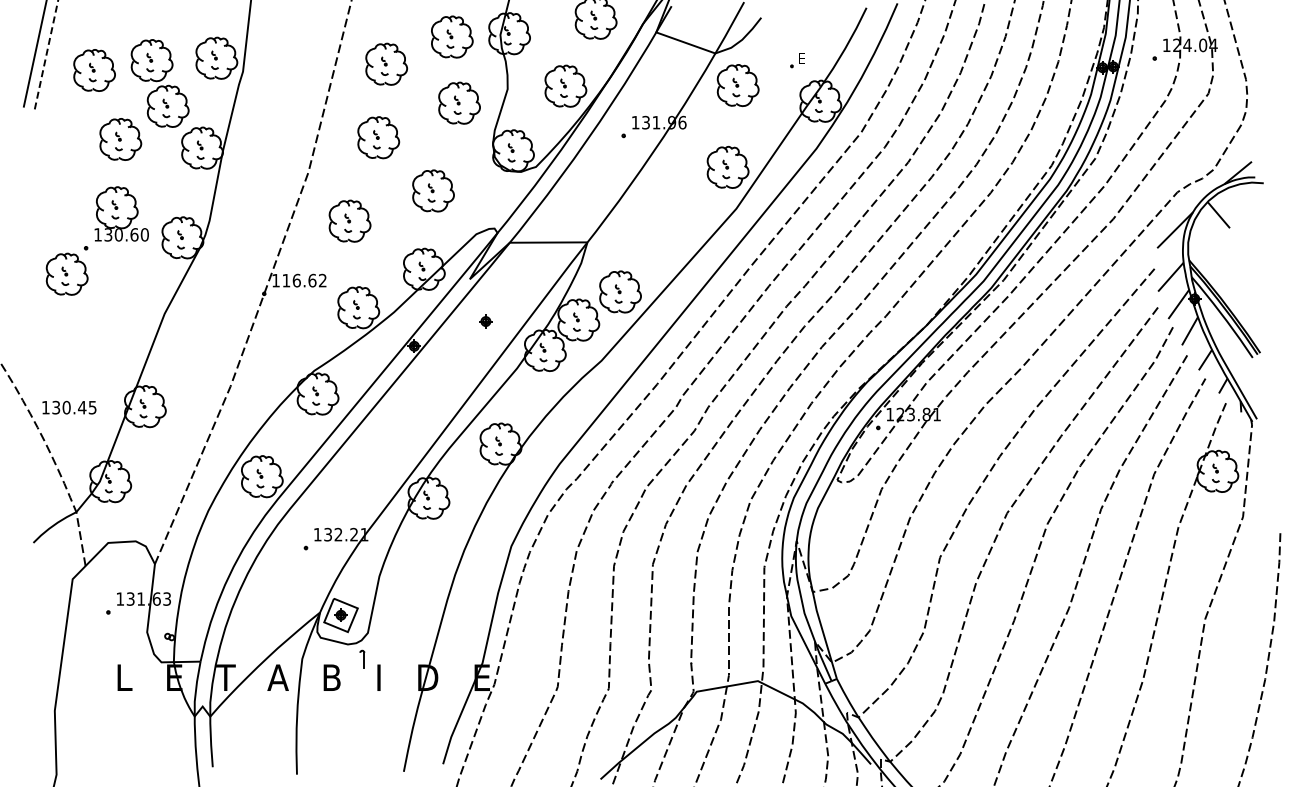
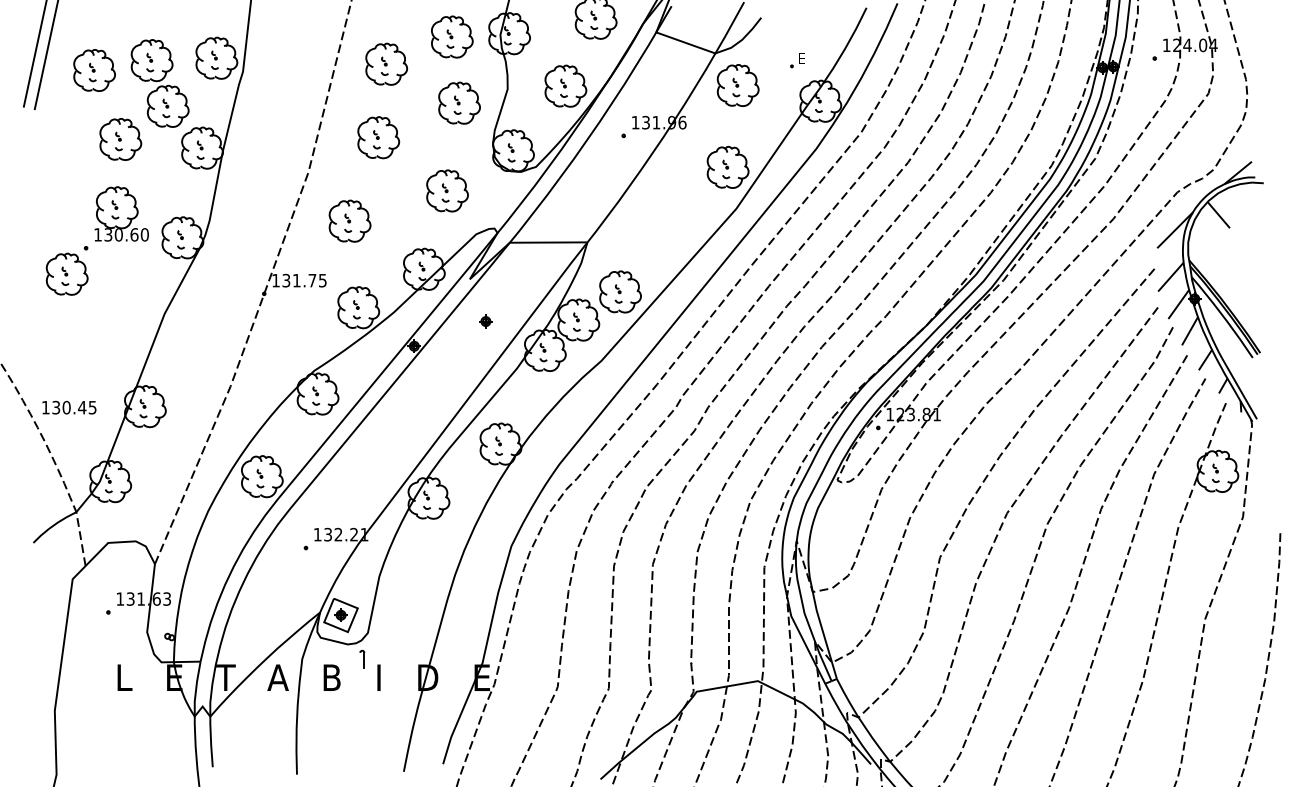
line: dashed -> solid (46, 55)
part position: (433, 190) -> (447, 190) (447, 190)
text: 116.62 -> 131.75 (304, 280)
